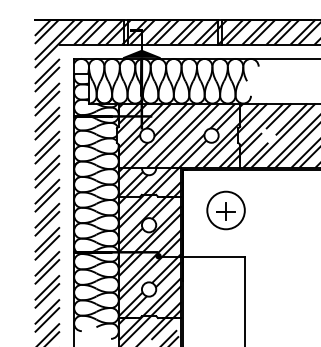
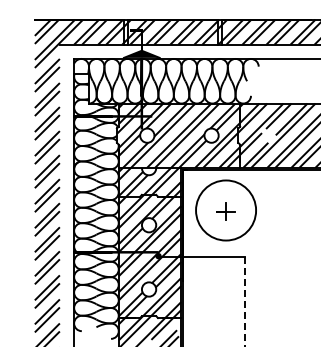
circle diameter: 38 px -> 60 px (226, 210)
line: solid -> dashed (244, 301)
